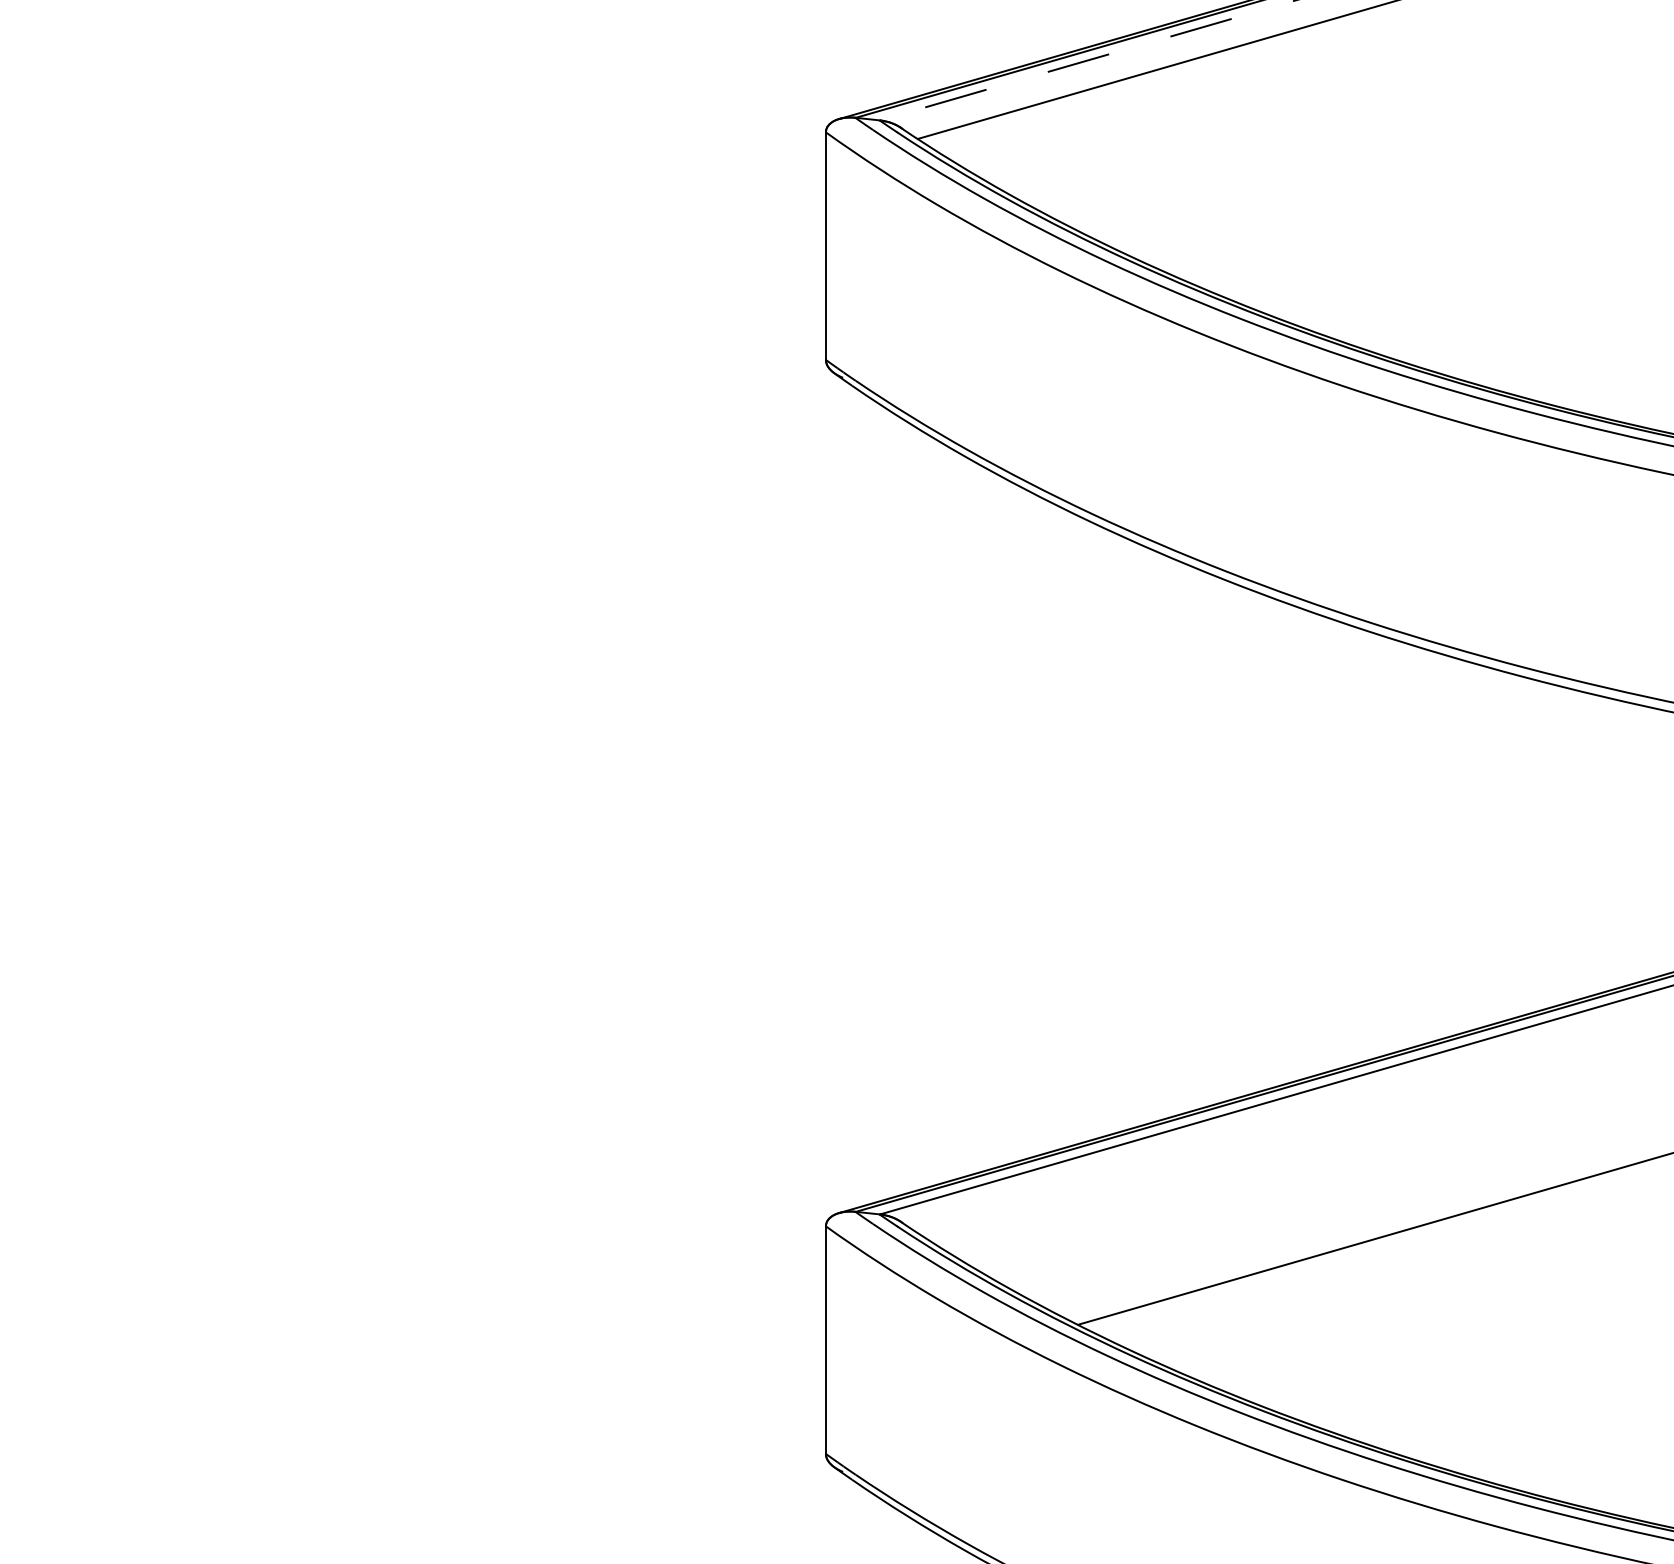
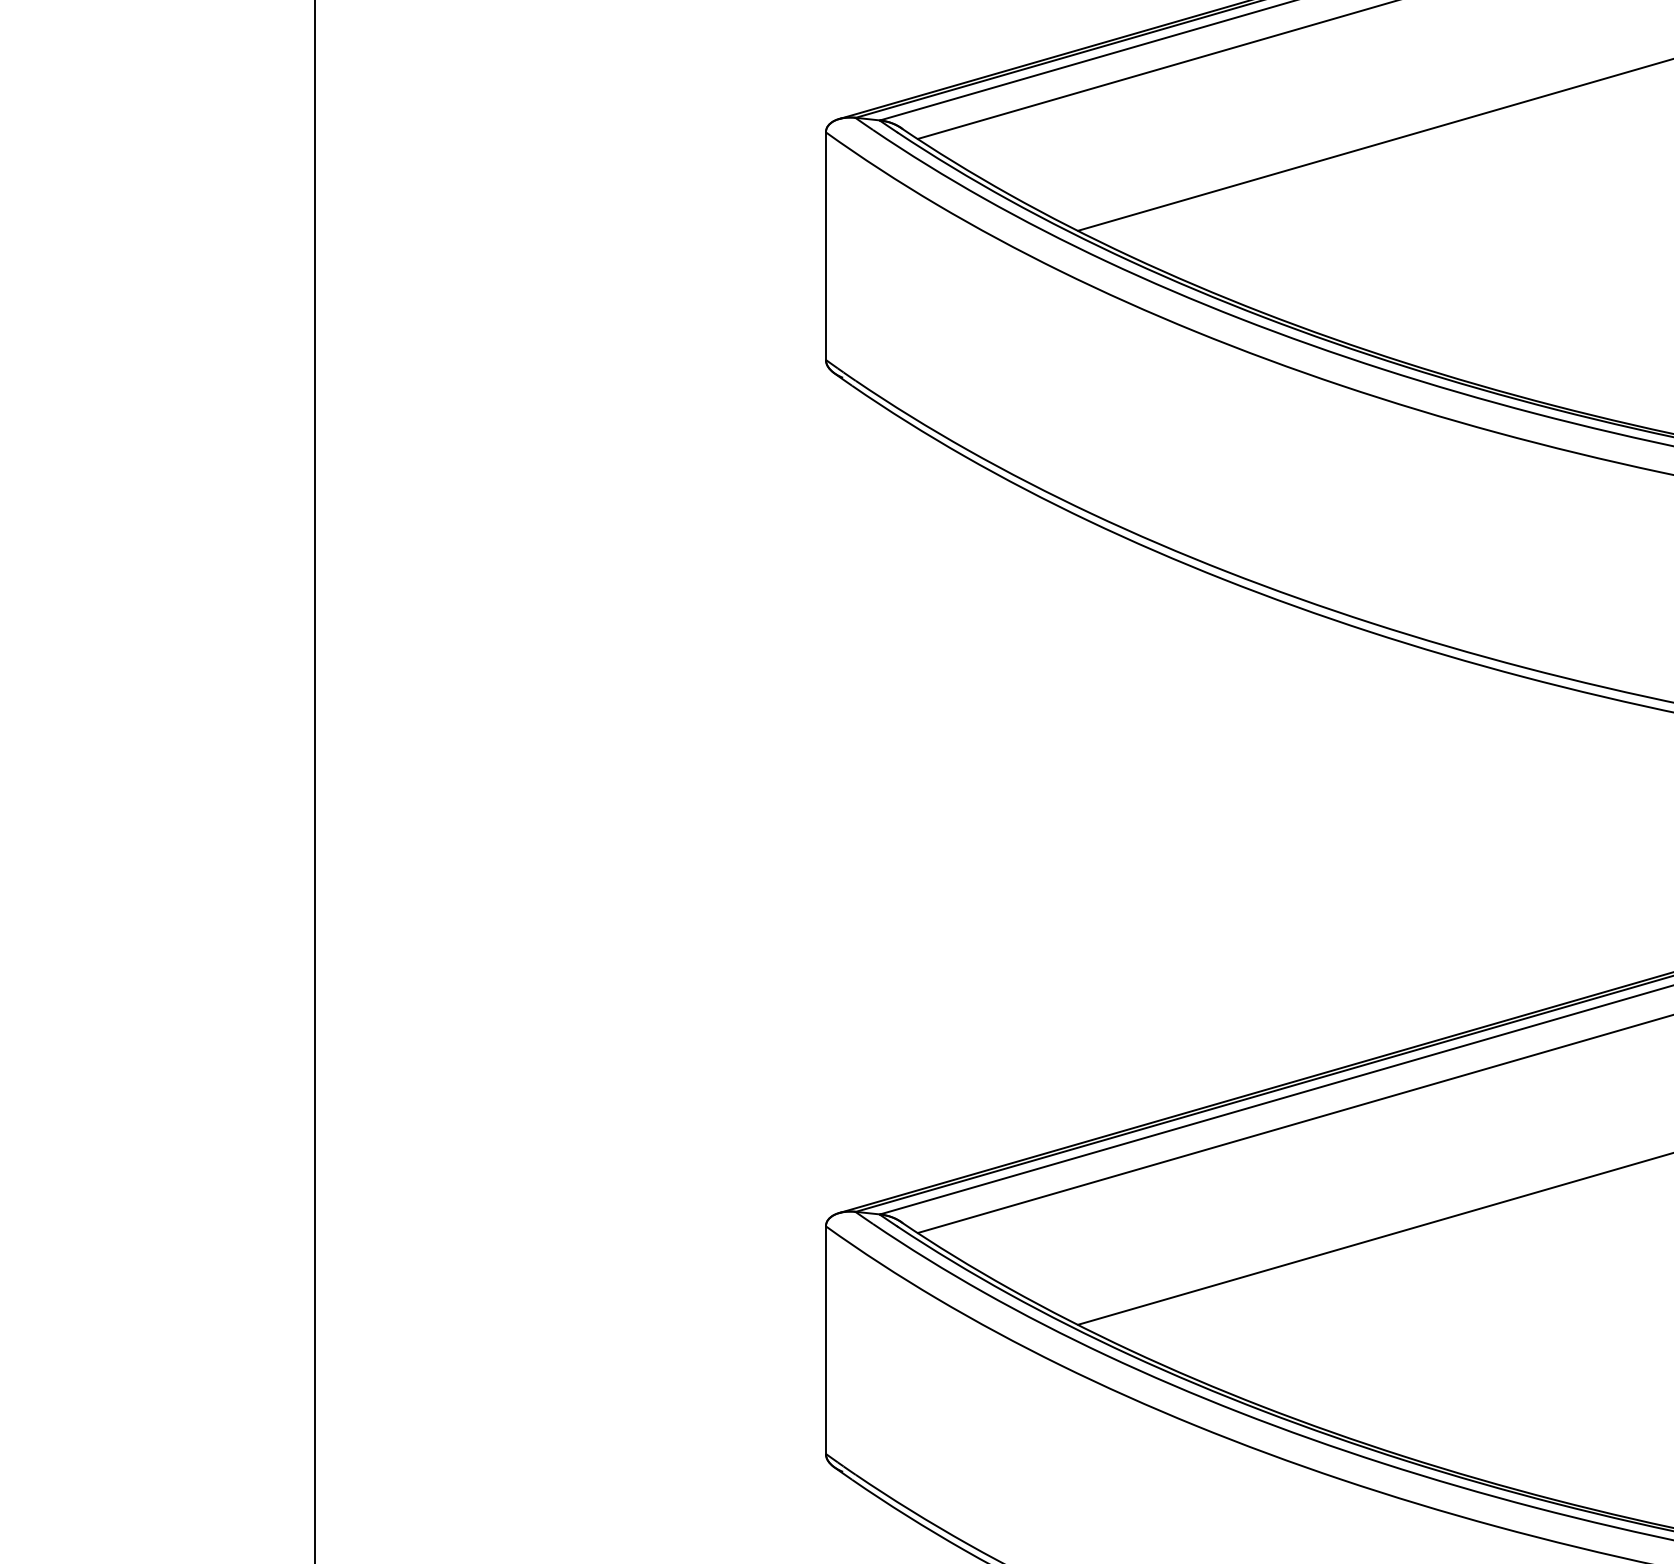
line: dashed -> solid (1088, 60)
line: none -> present (1374, 144)
line: none -> present (315, 781)
line: none -> present (1293, 1124)
